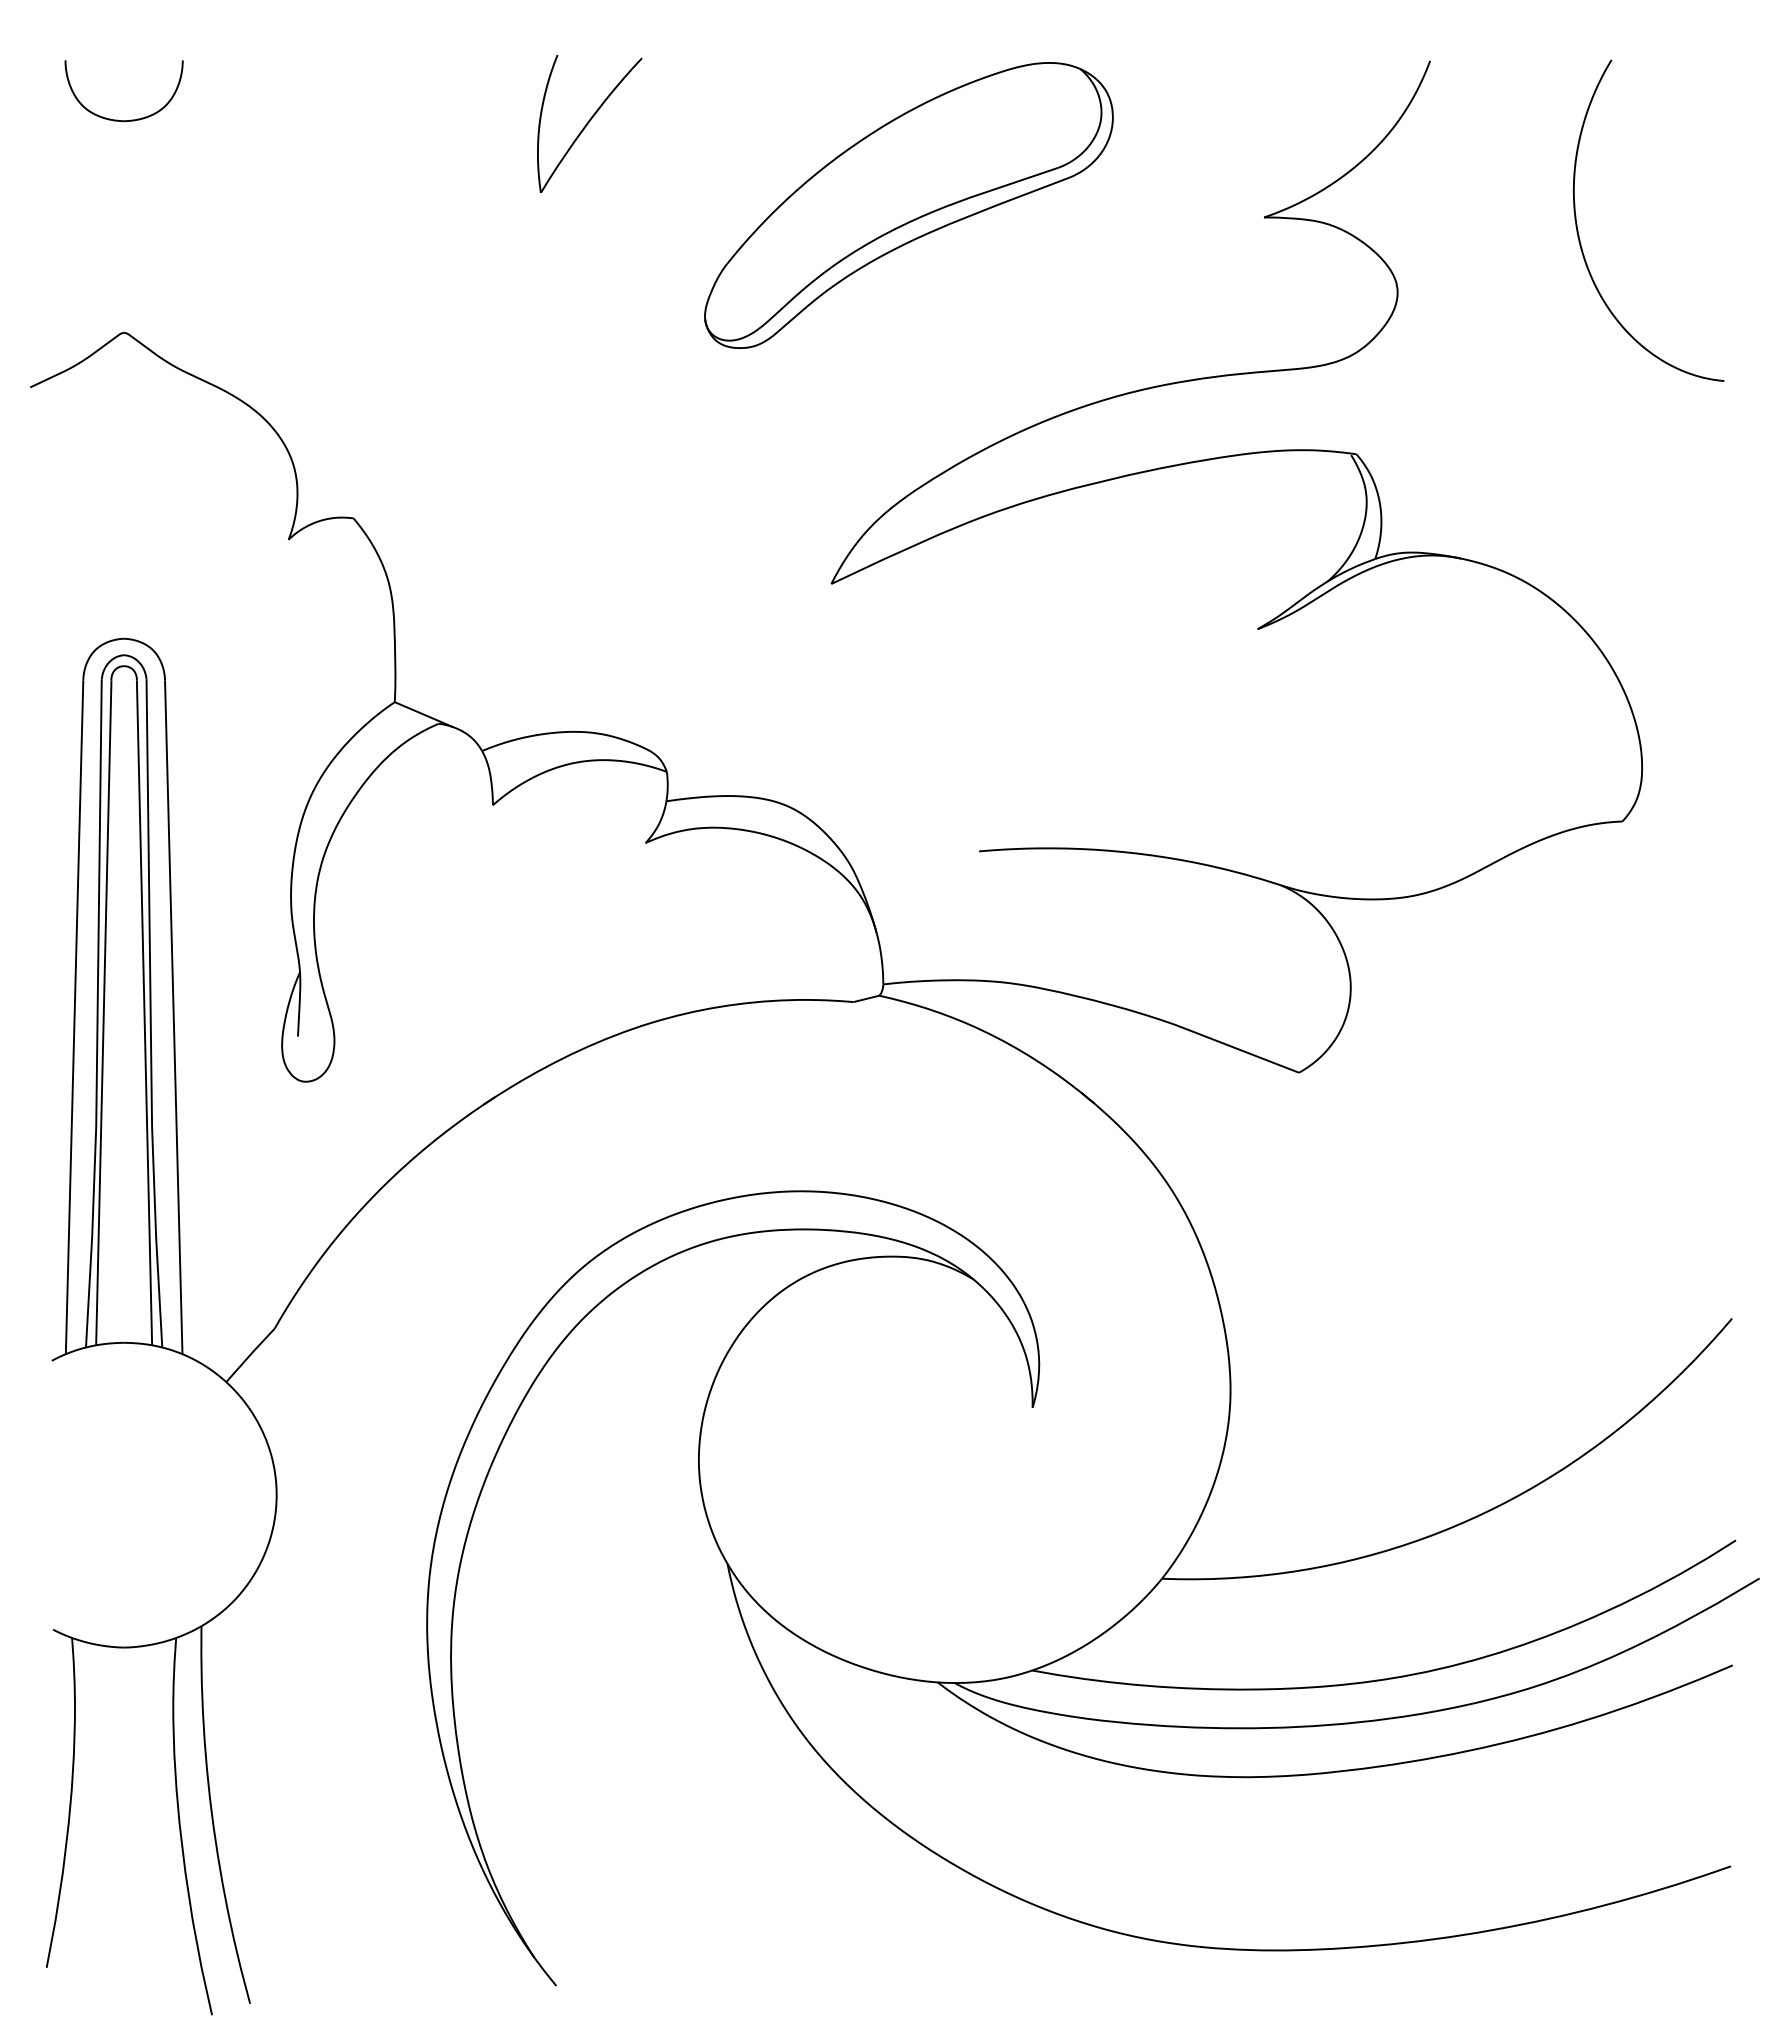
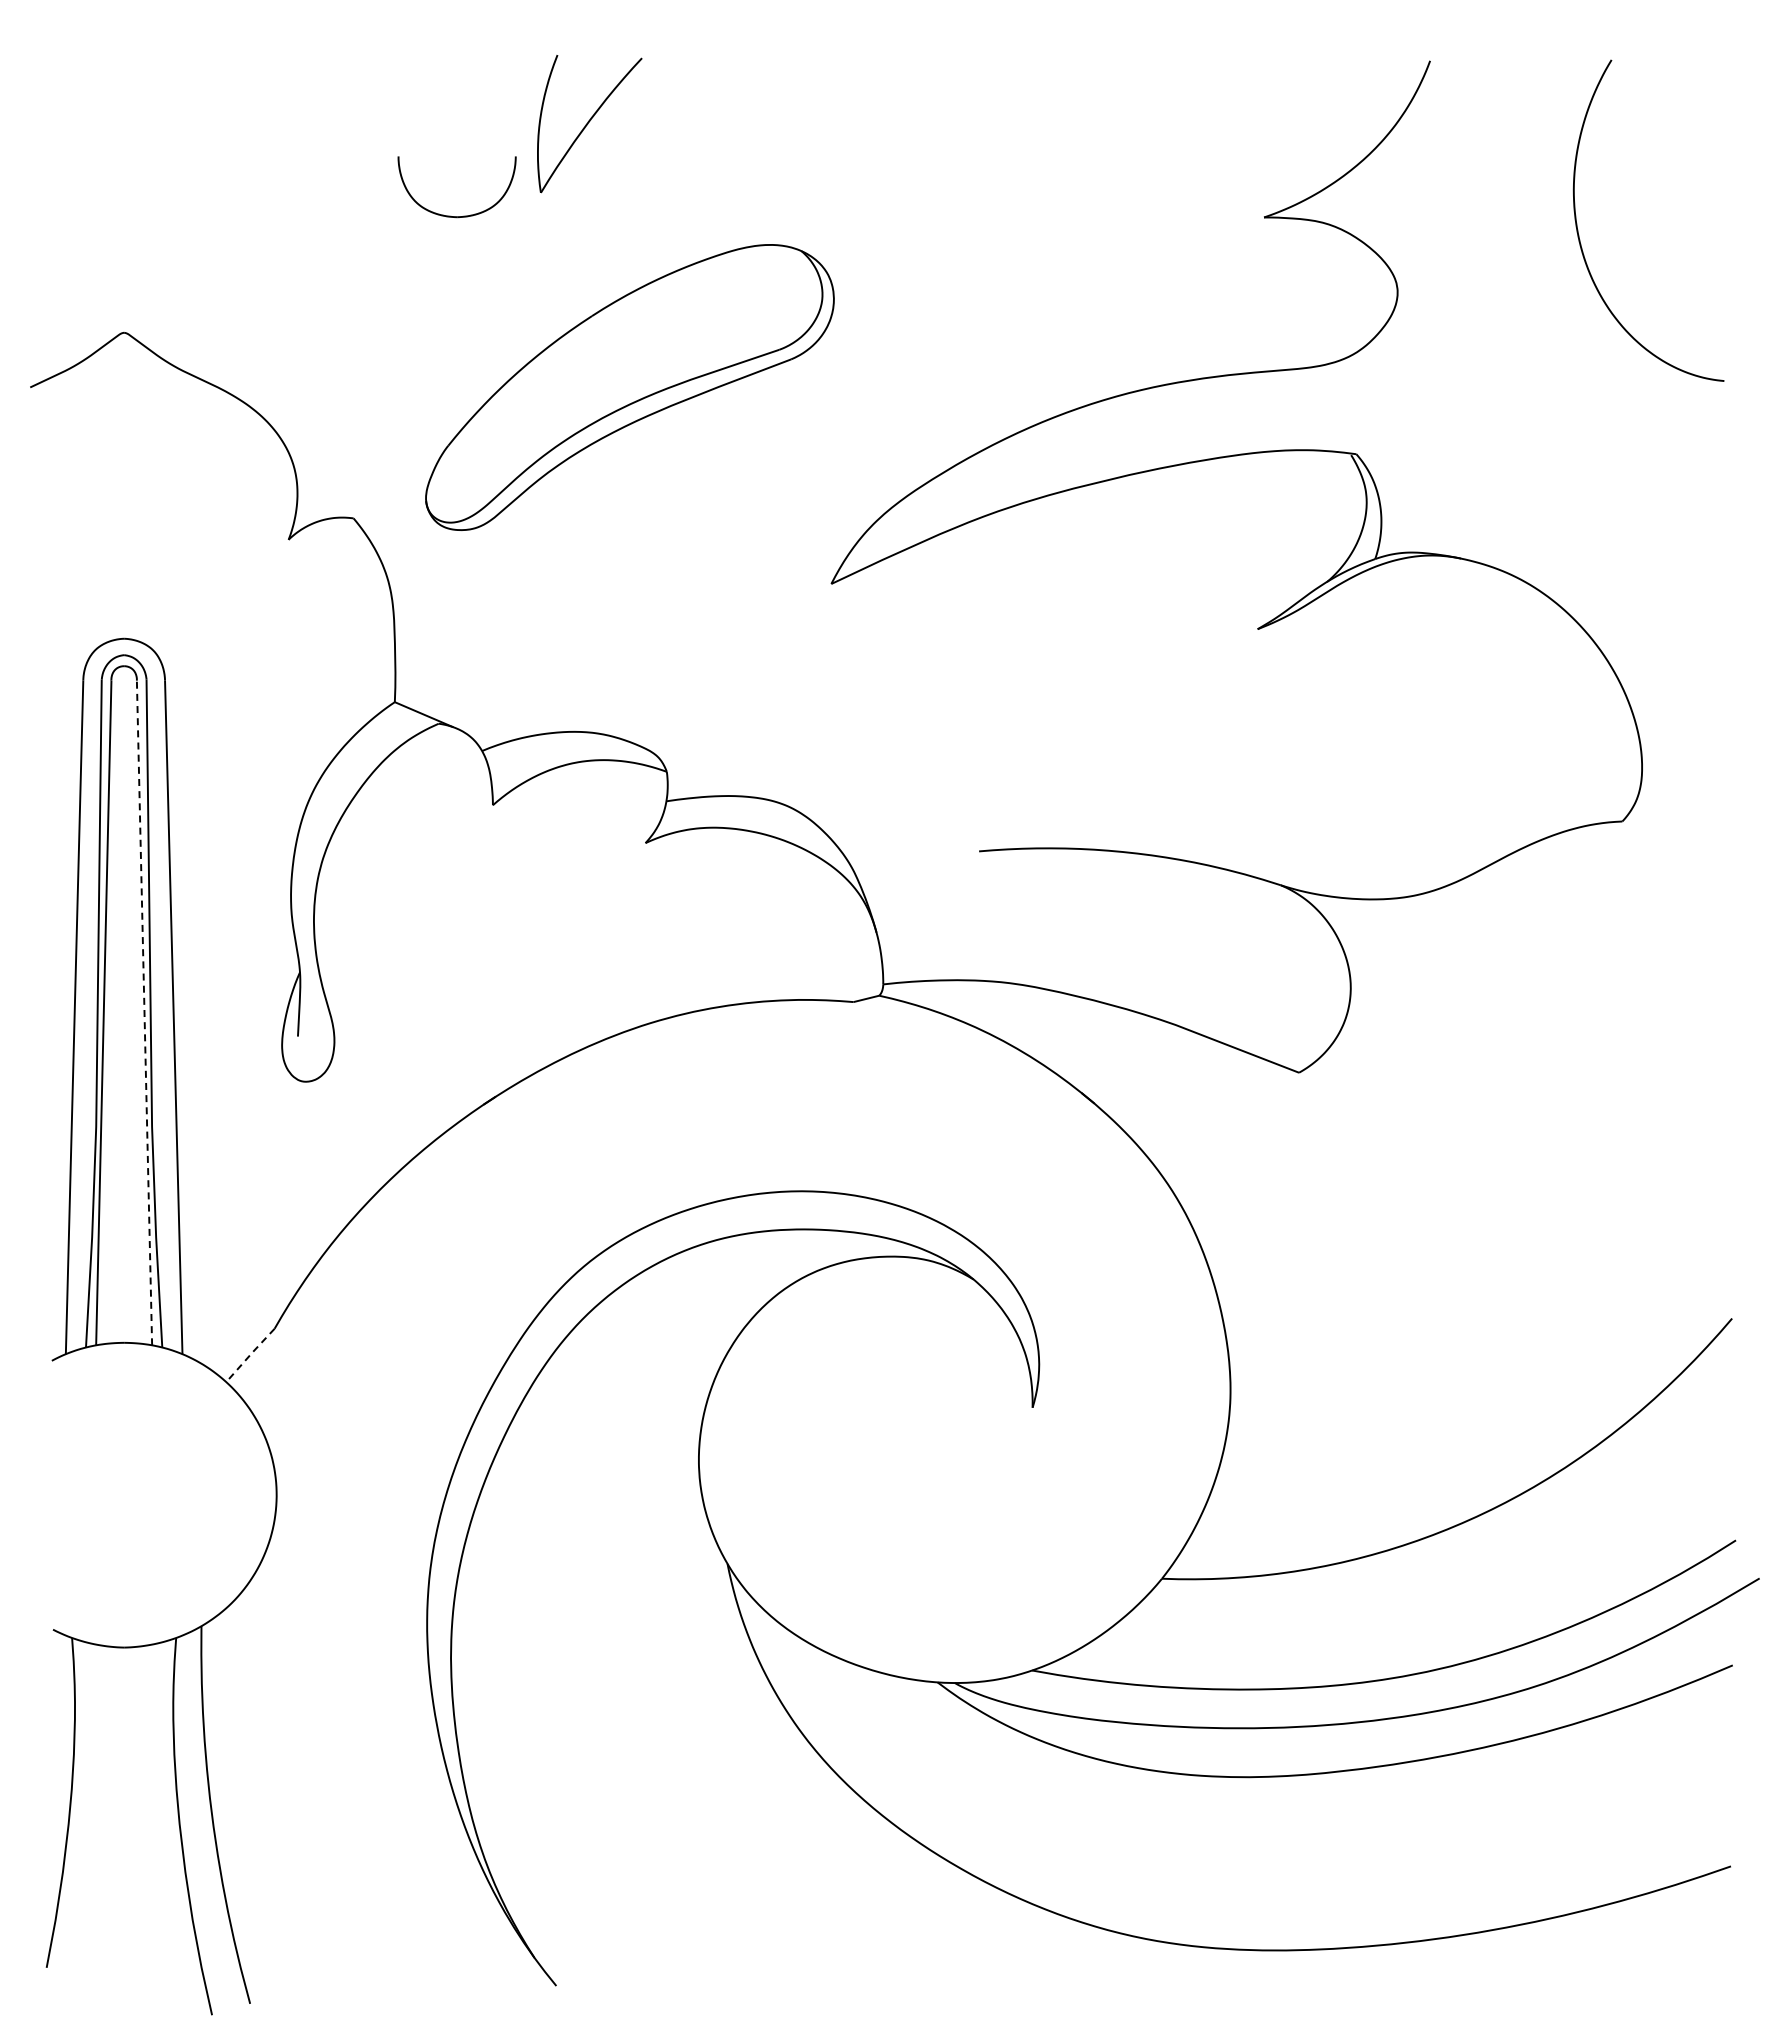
part position: (117, 119) -> (450, 215) (450, 215)
part position: (908, 205) -> (629, 387) (629, 387)
line: solid -> dashed (144, 1012)
line: solid -> dashed (250, 1354)
